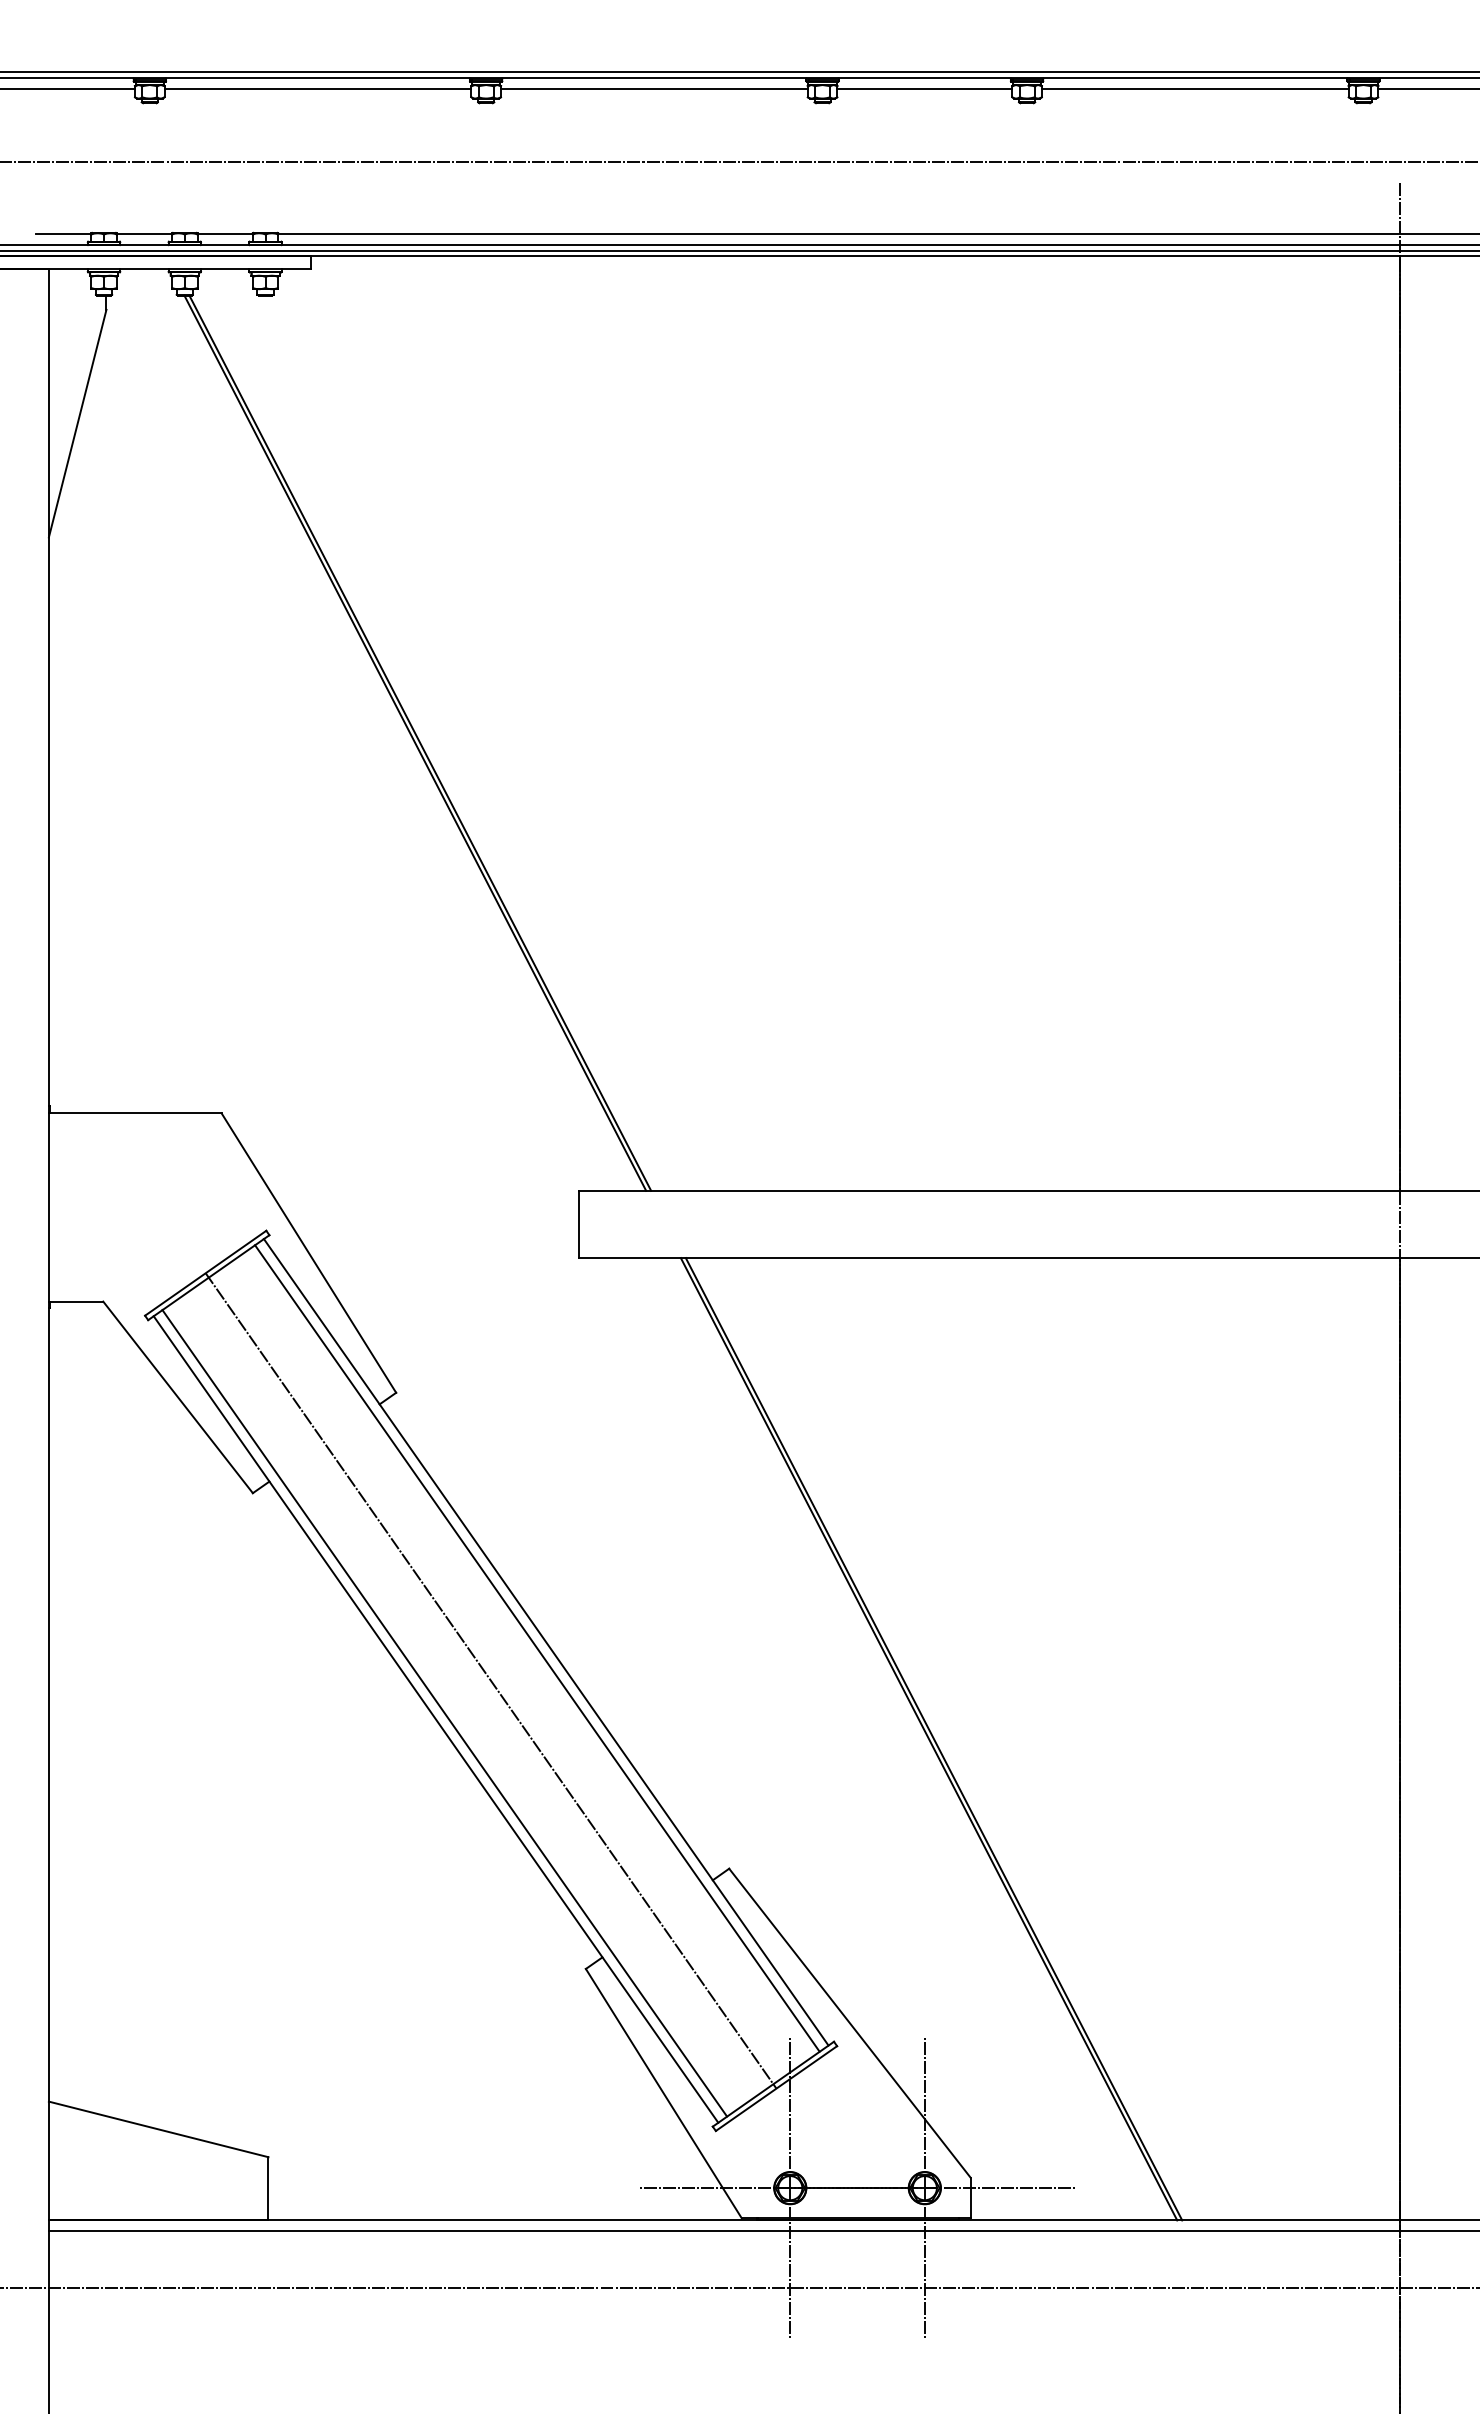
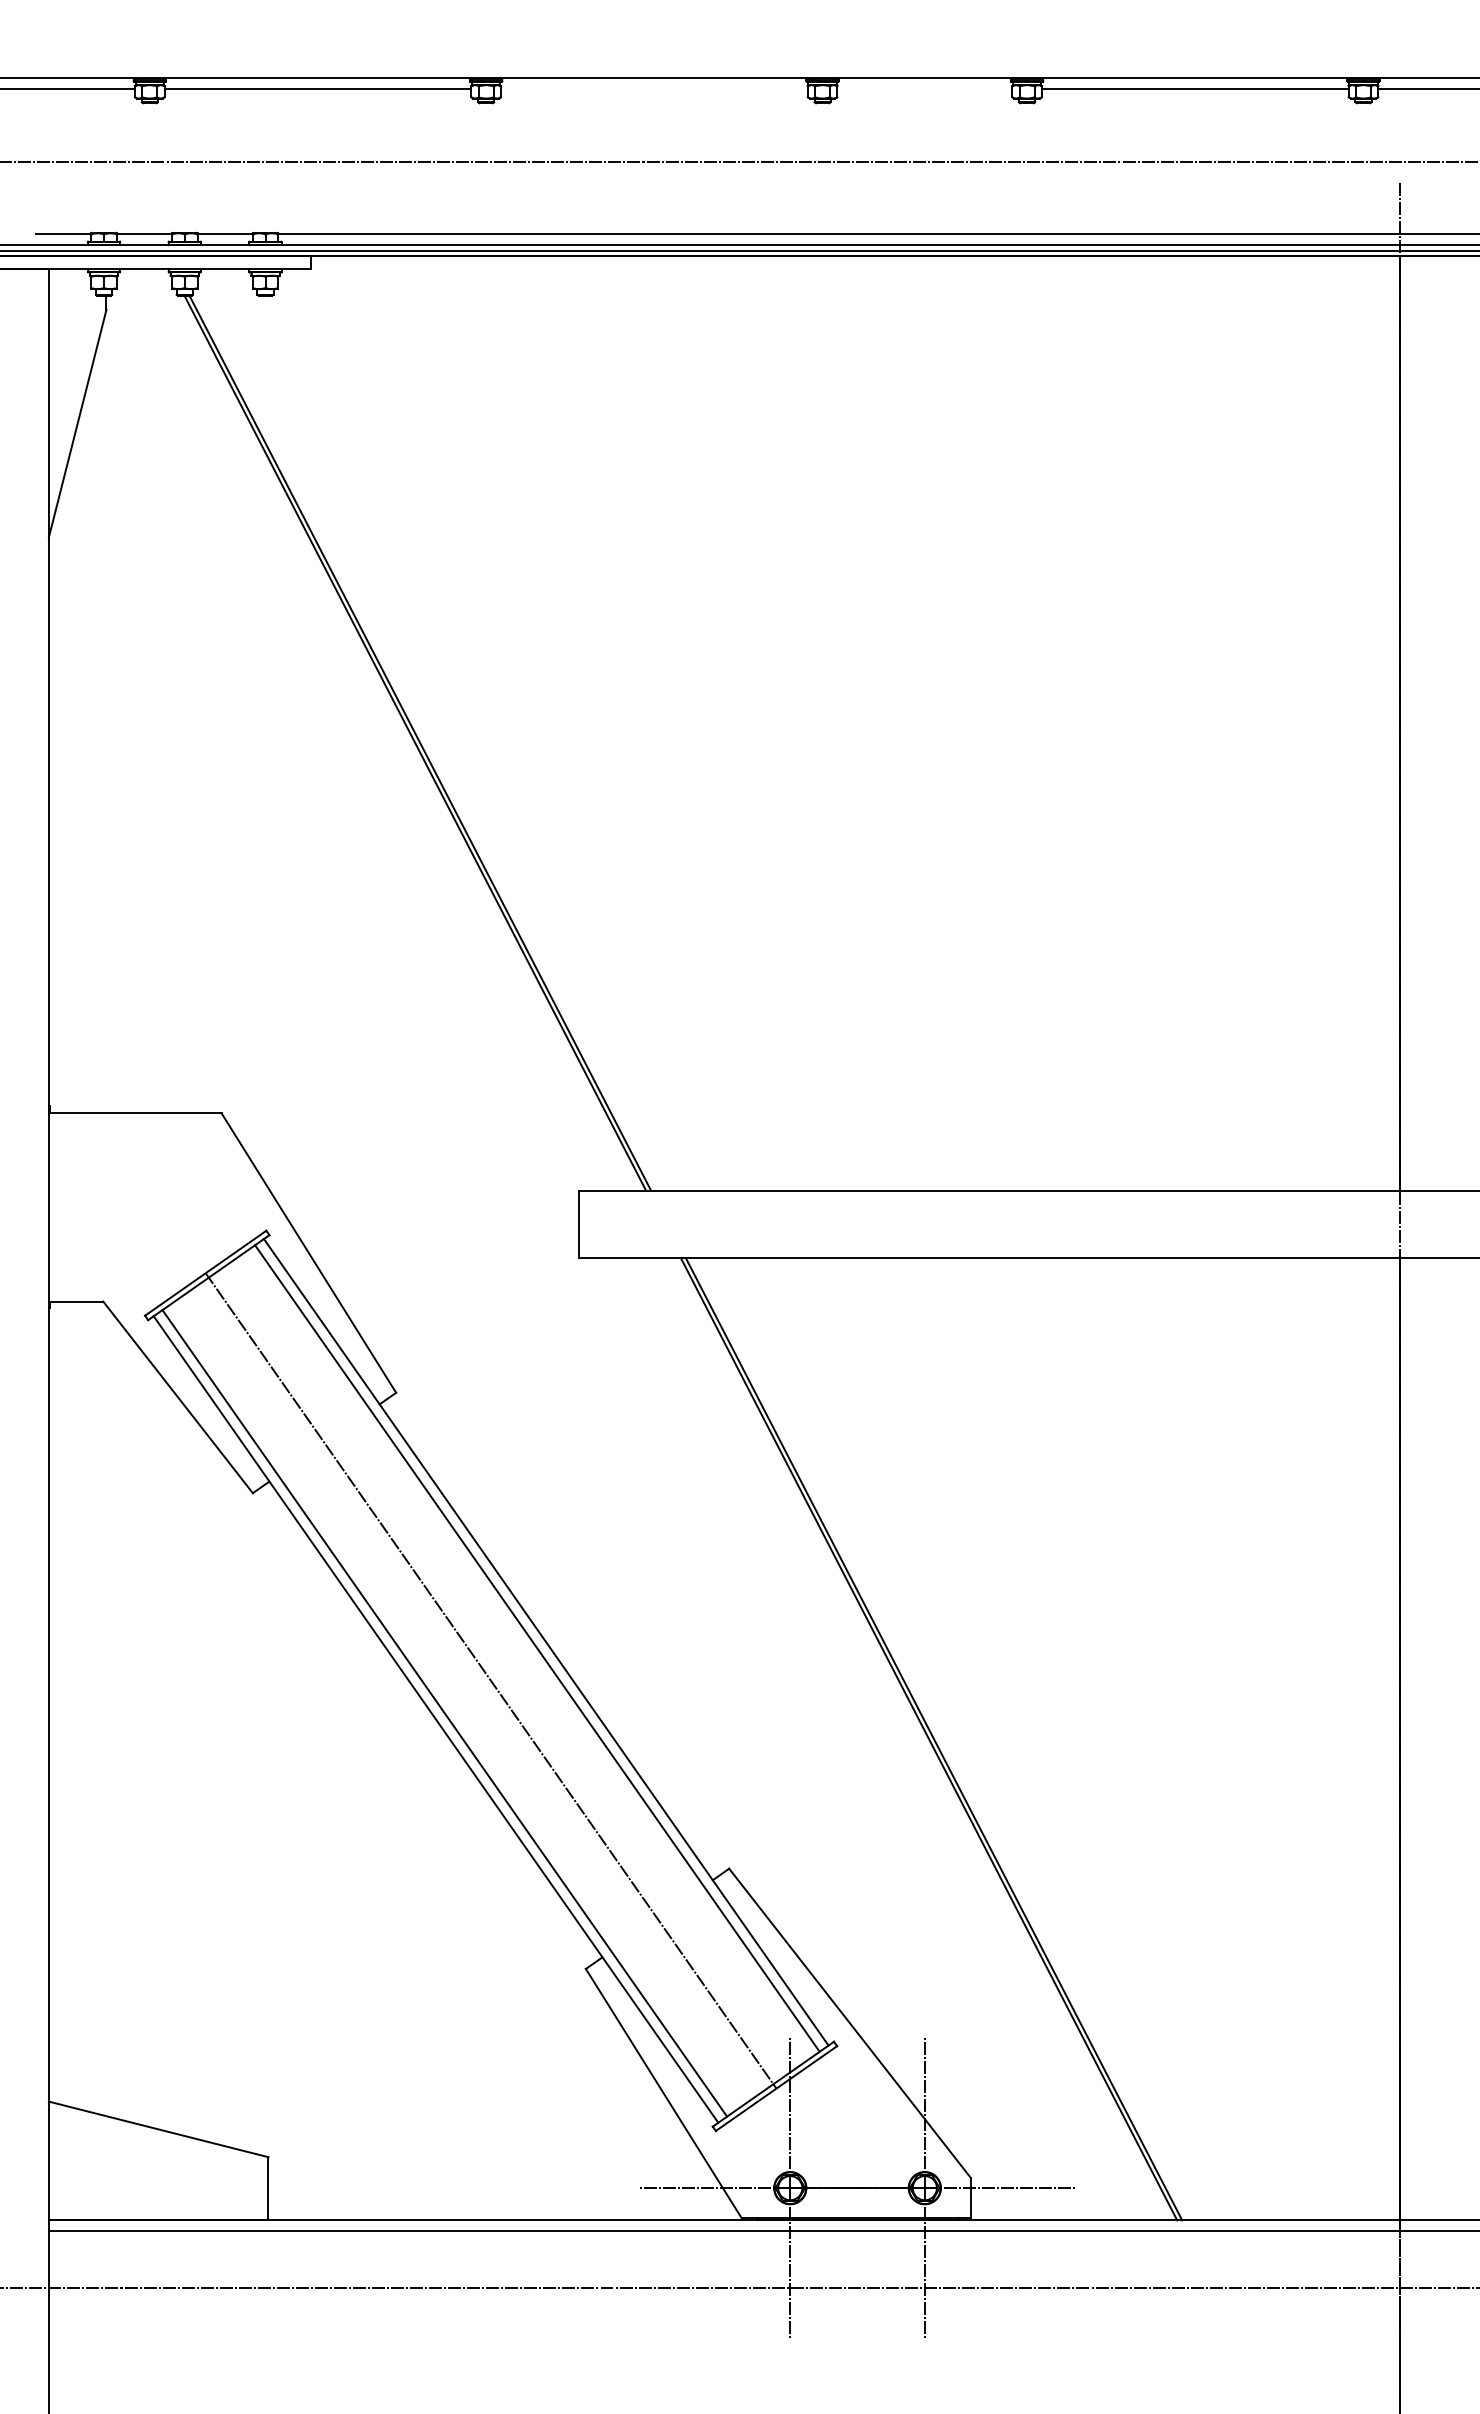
line: present -> none (739, 72)
line: present -> none (654, 89)
line: present -> none (924, 89)
